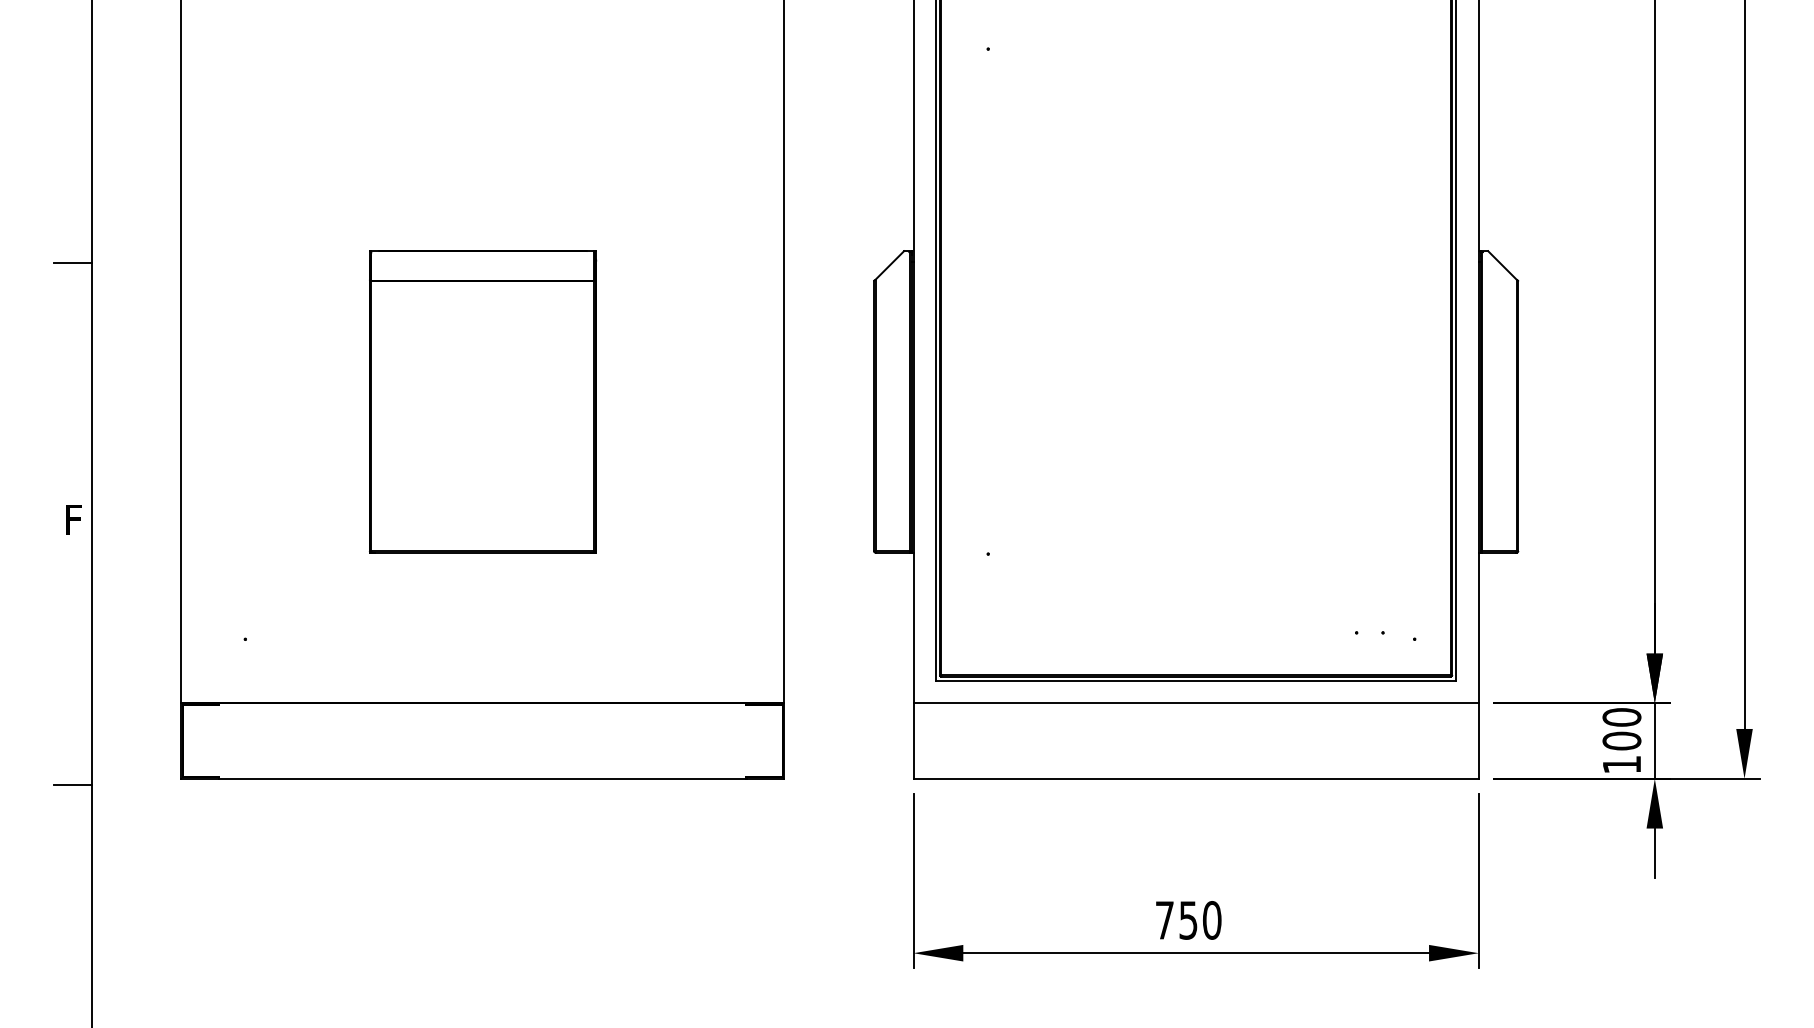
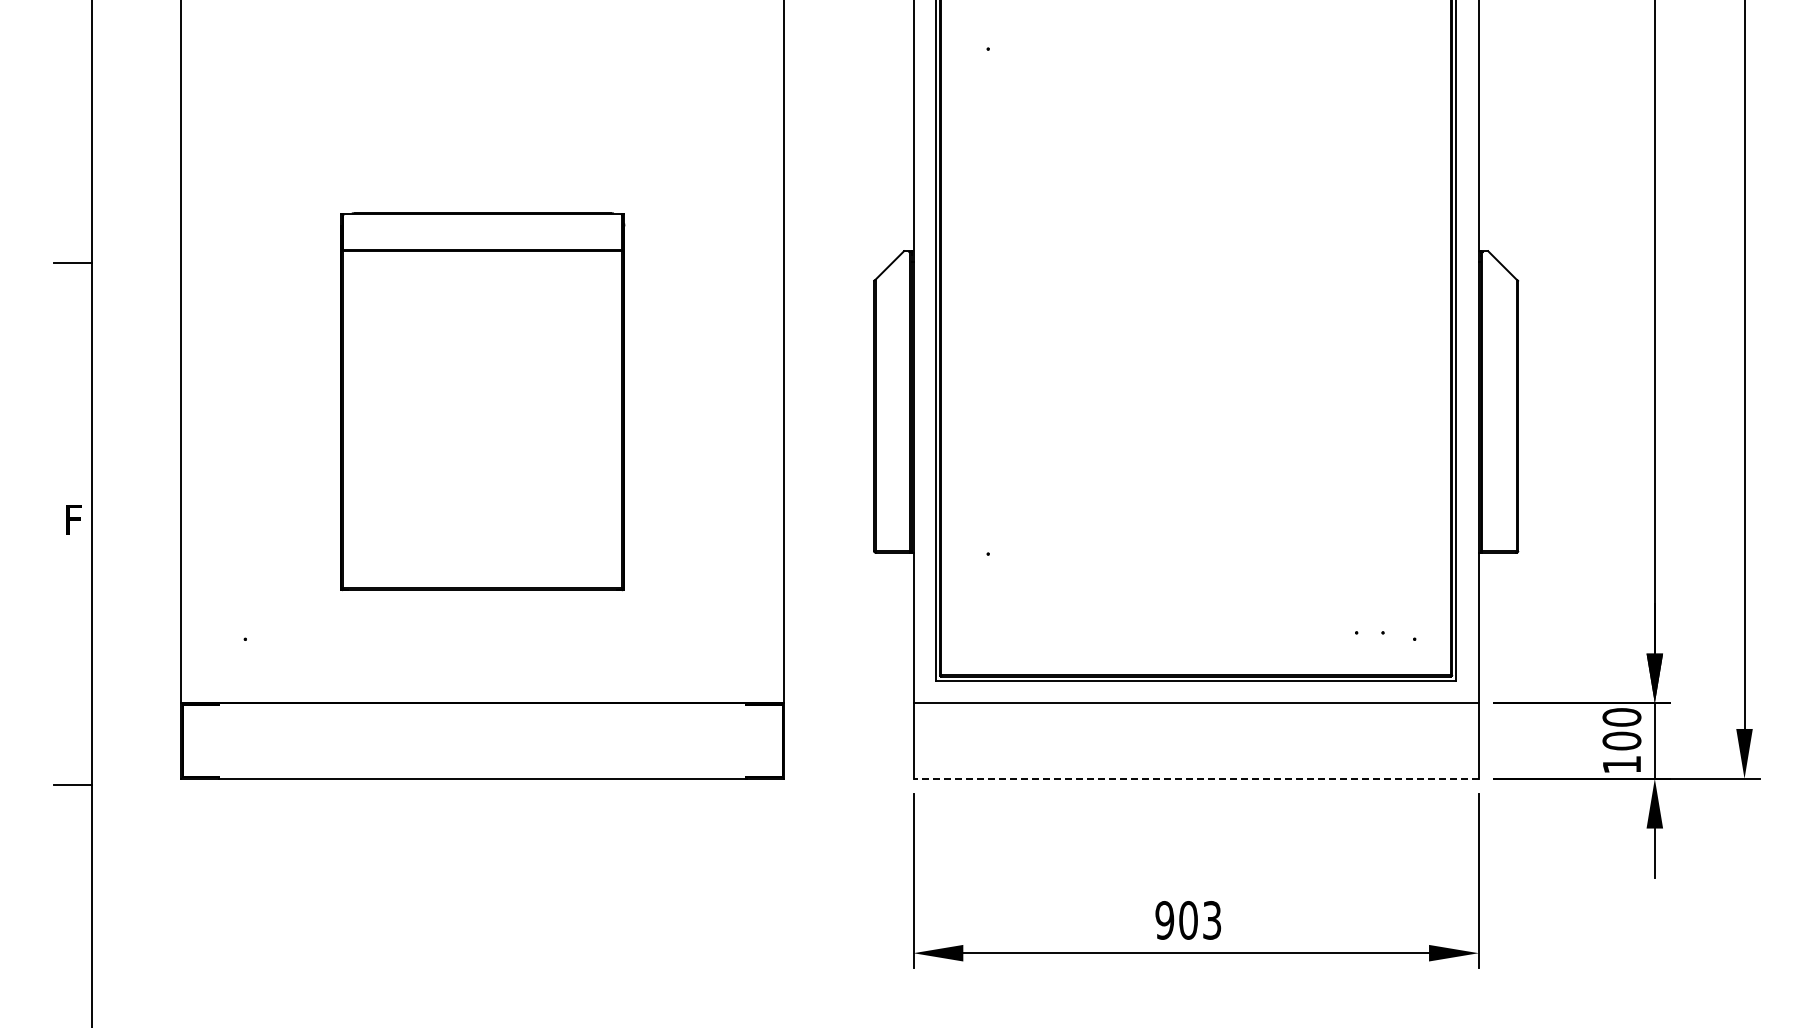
part size: 229x304 px -> 286x380 px (482, 401)
line: solid -> dashed (1196, 778)
text: 750 -> 903 (1188, 920)
